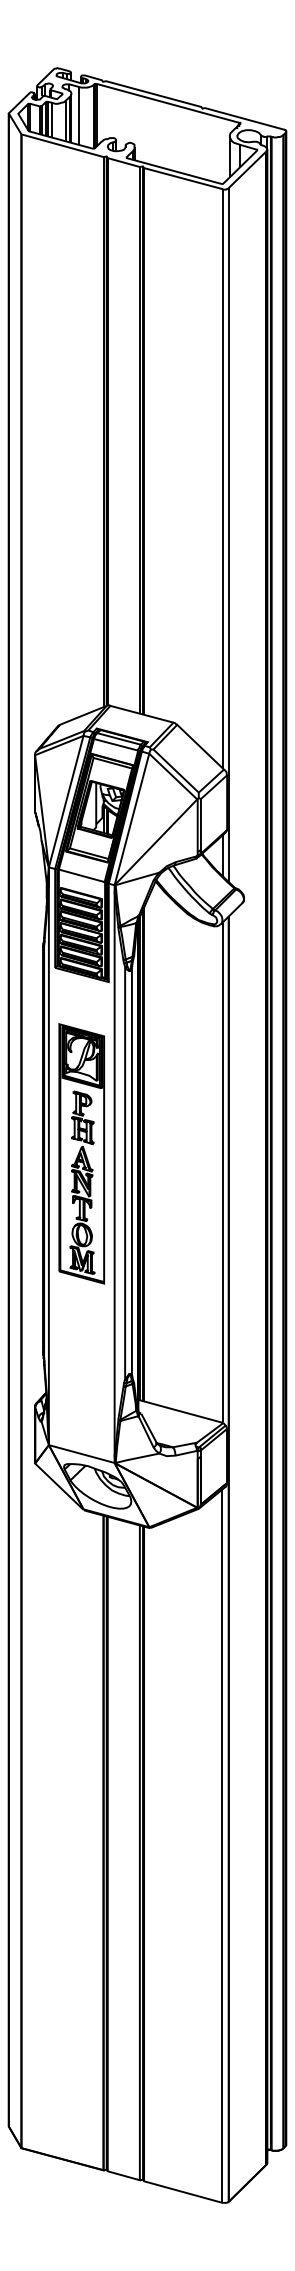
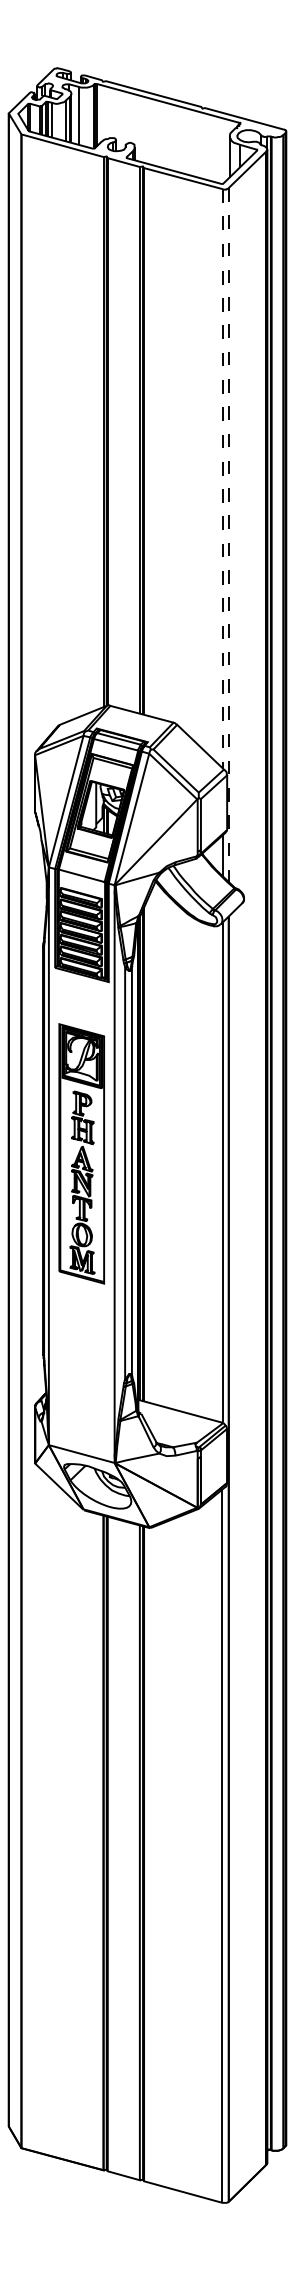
line: solid -> dashed (222, 479)
line: solid -> dashed (228, 535)
